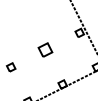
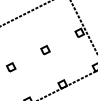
line: none -> present (25, 13)
part size: 17x16 px -> 11x11 px (45, 50)
